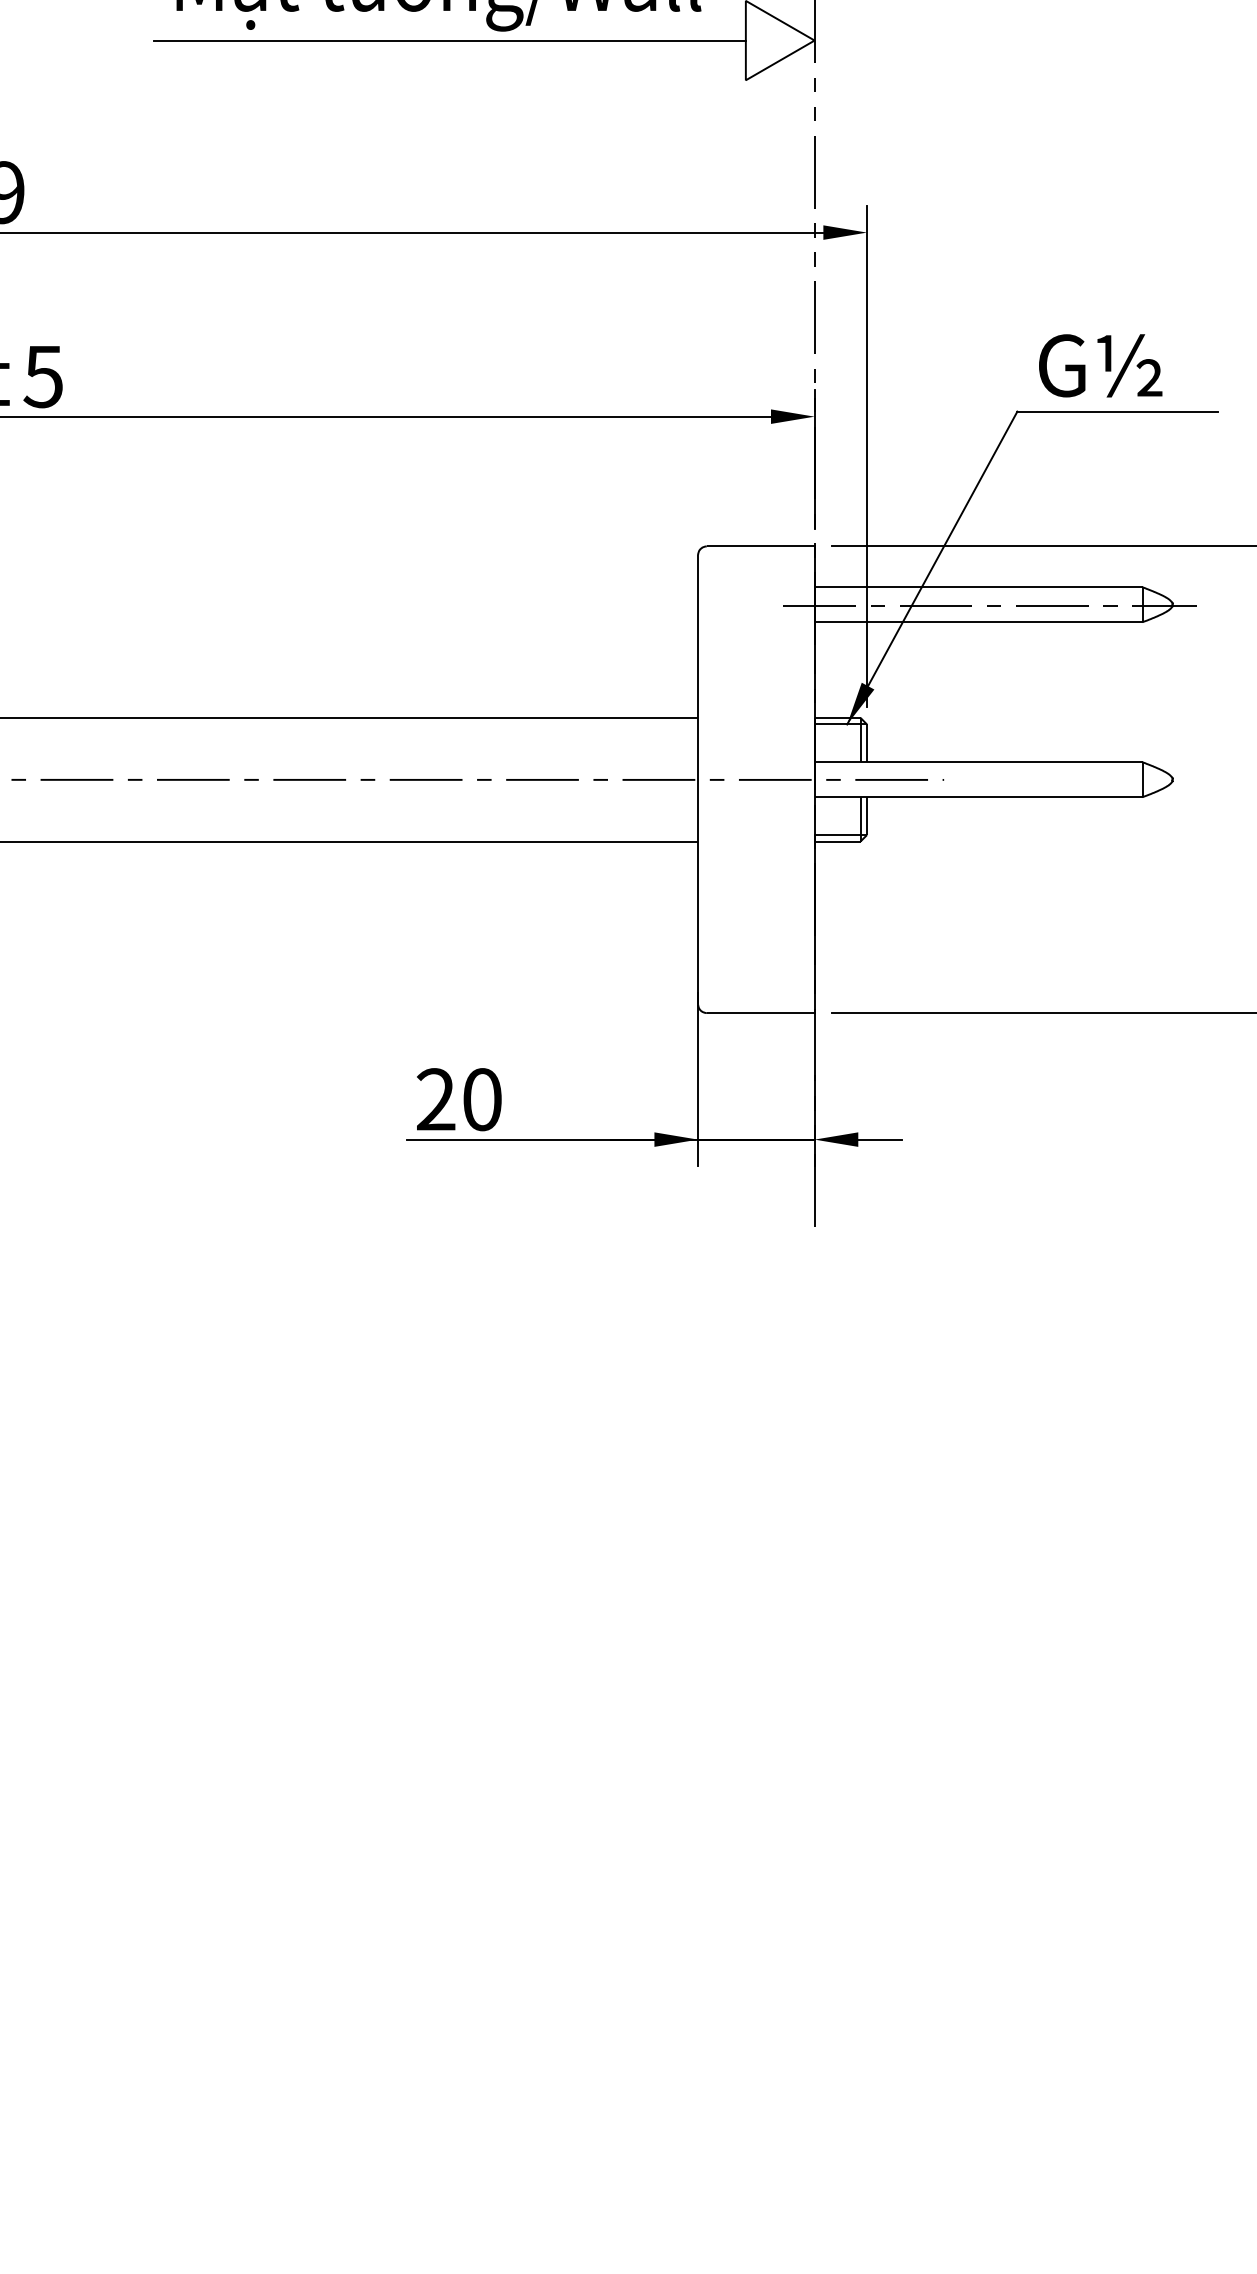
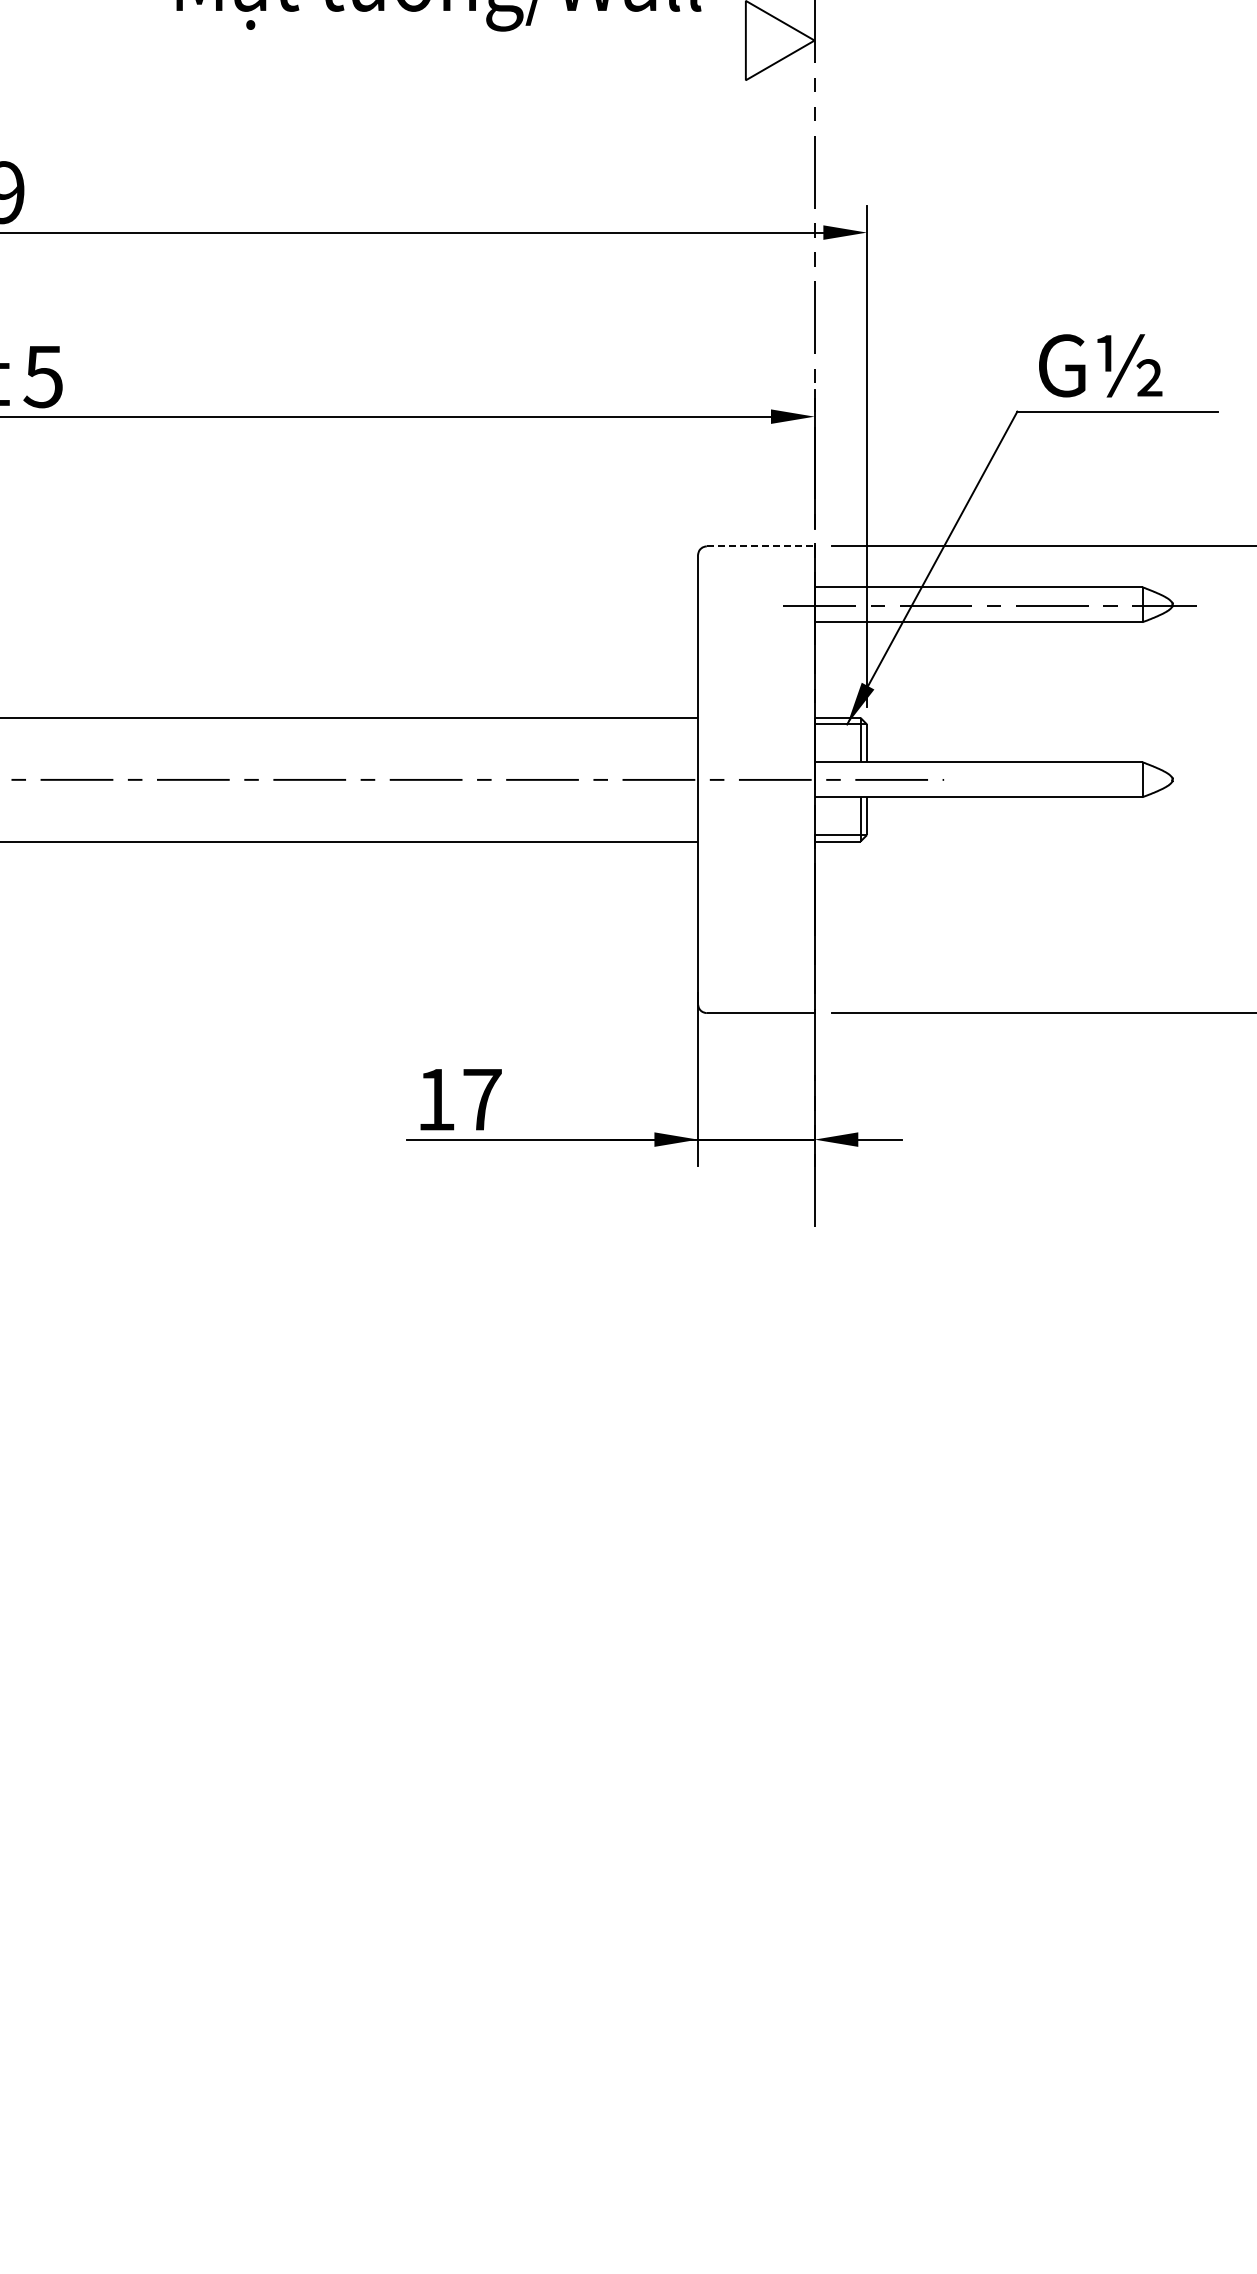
line: present -> none (449, 40)
line: solid -> dashed (760, 546)
text: 20 -> 17 (459, 1099)
